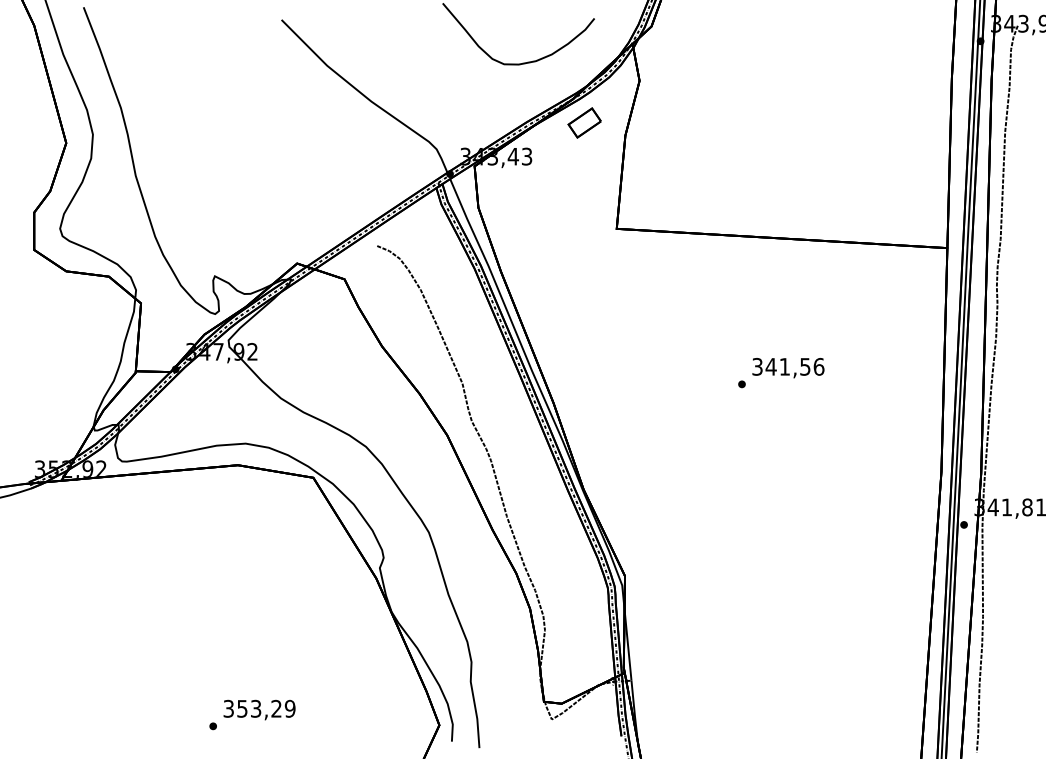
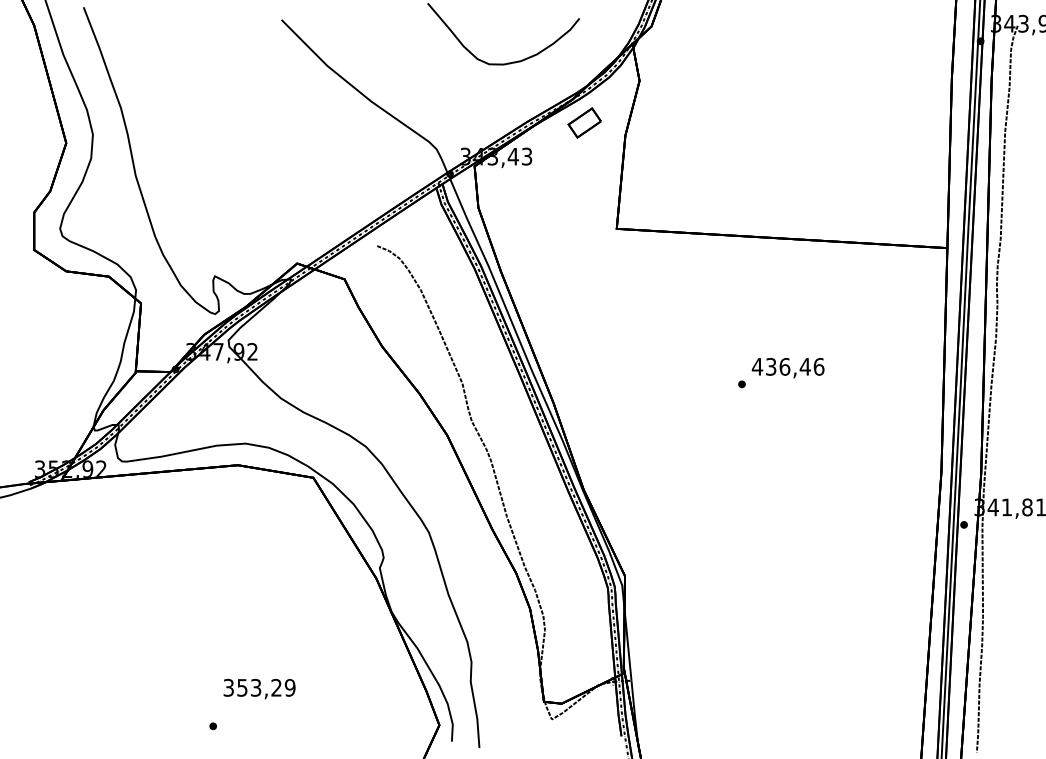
curve position: (522, 62) -> (507, 62) (507, 62)
text: 341,56 -> 436,46 (780, 366)
text position: (259, 709) -> (259, 688) (259, 688)
